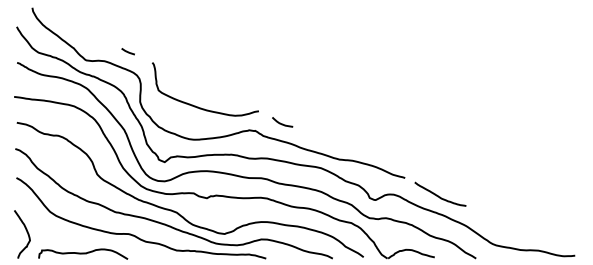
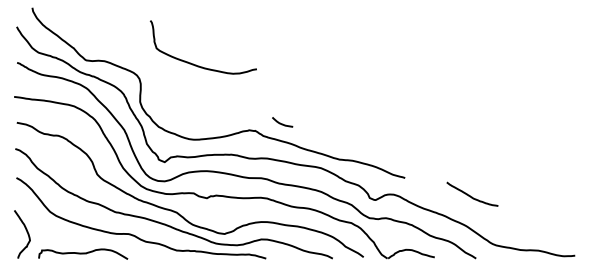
line: present -> none (127, 51)
curve position: (198, 106) -> (196, 64) (196, 64)
curve position: (438, 195) -> (470, 195) (470, 195)
